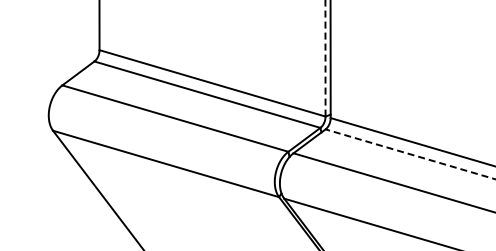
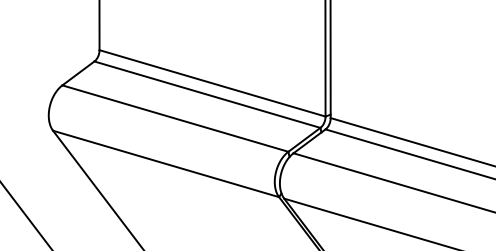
line: dashed -> solid (325, 58)
line: dashed -> solid (409, 154)
line: none -> present (26, 215)
